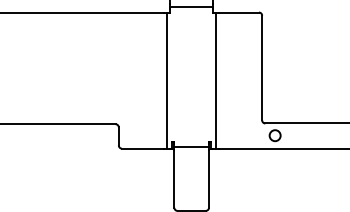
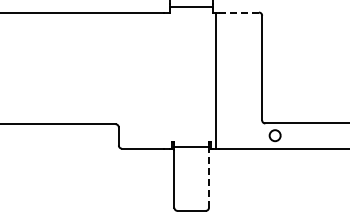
line: solid -> dashed (238, 12)
line: present -> none (167, 80)
line: solid -> dashed (209, 178)
